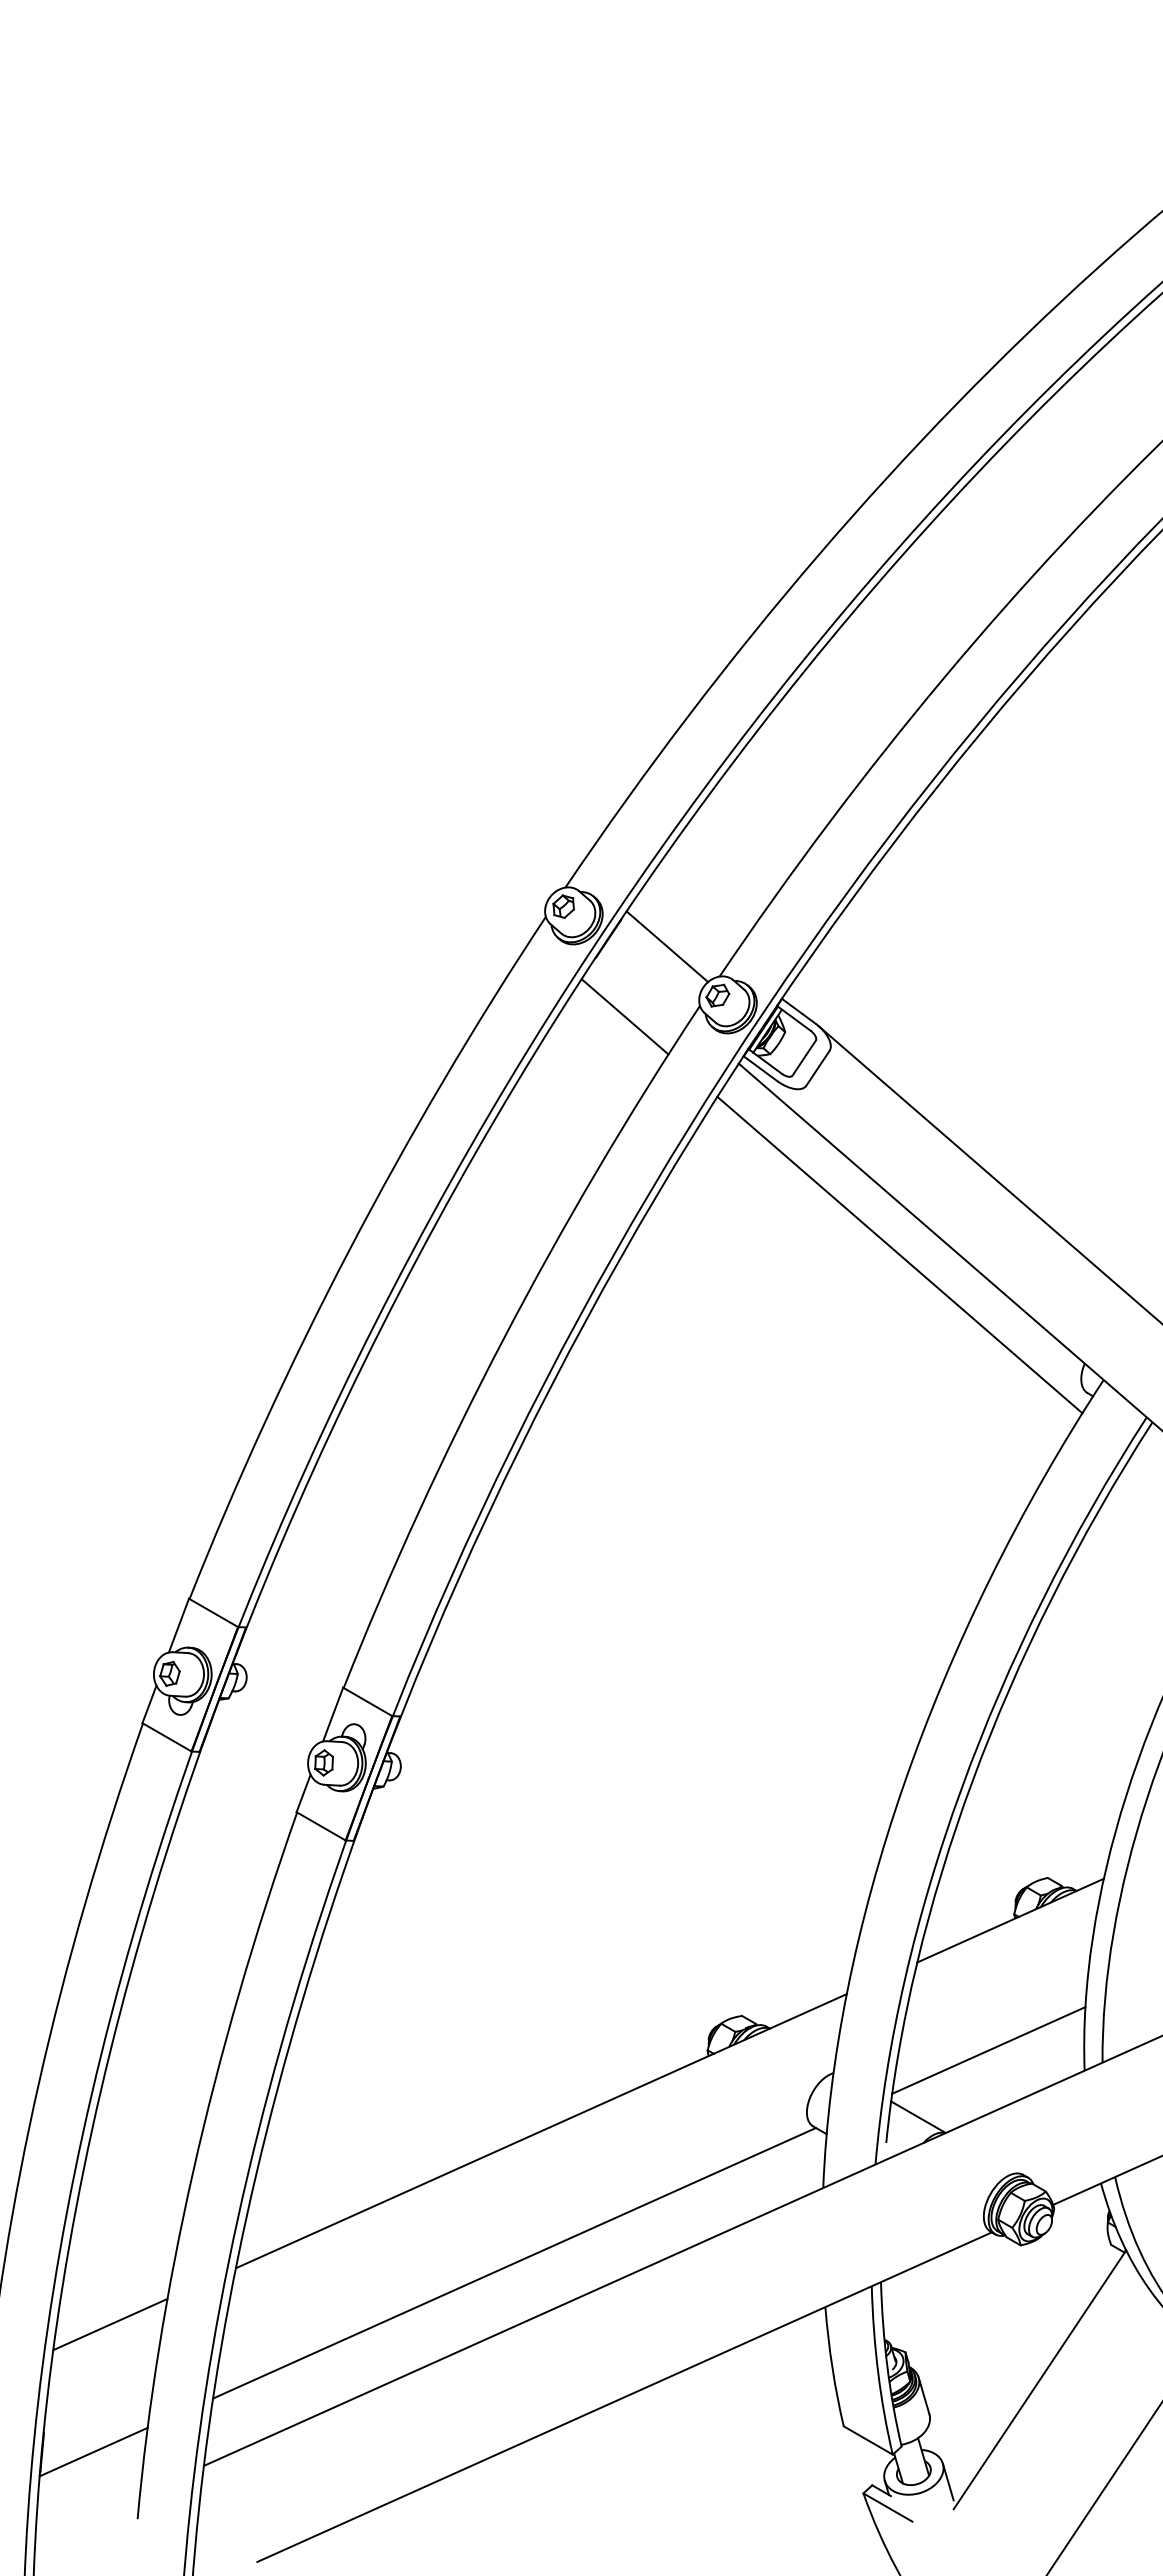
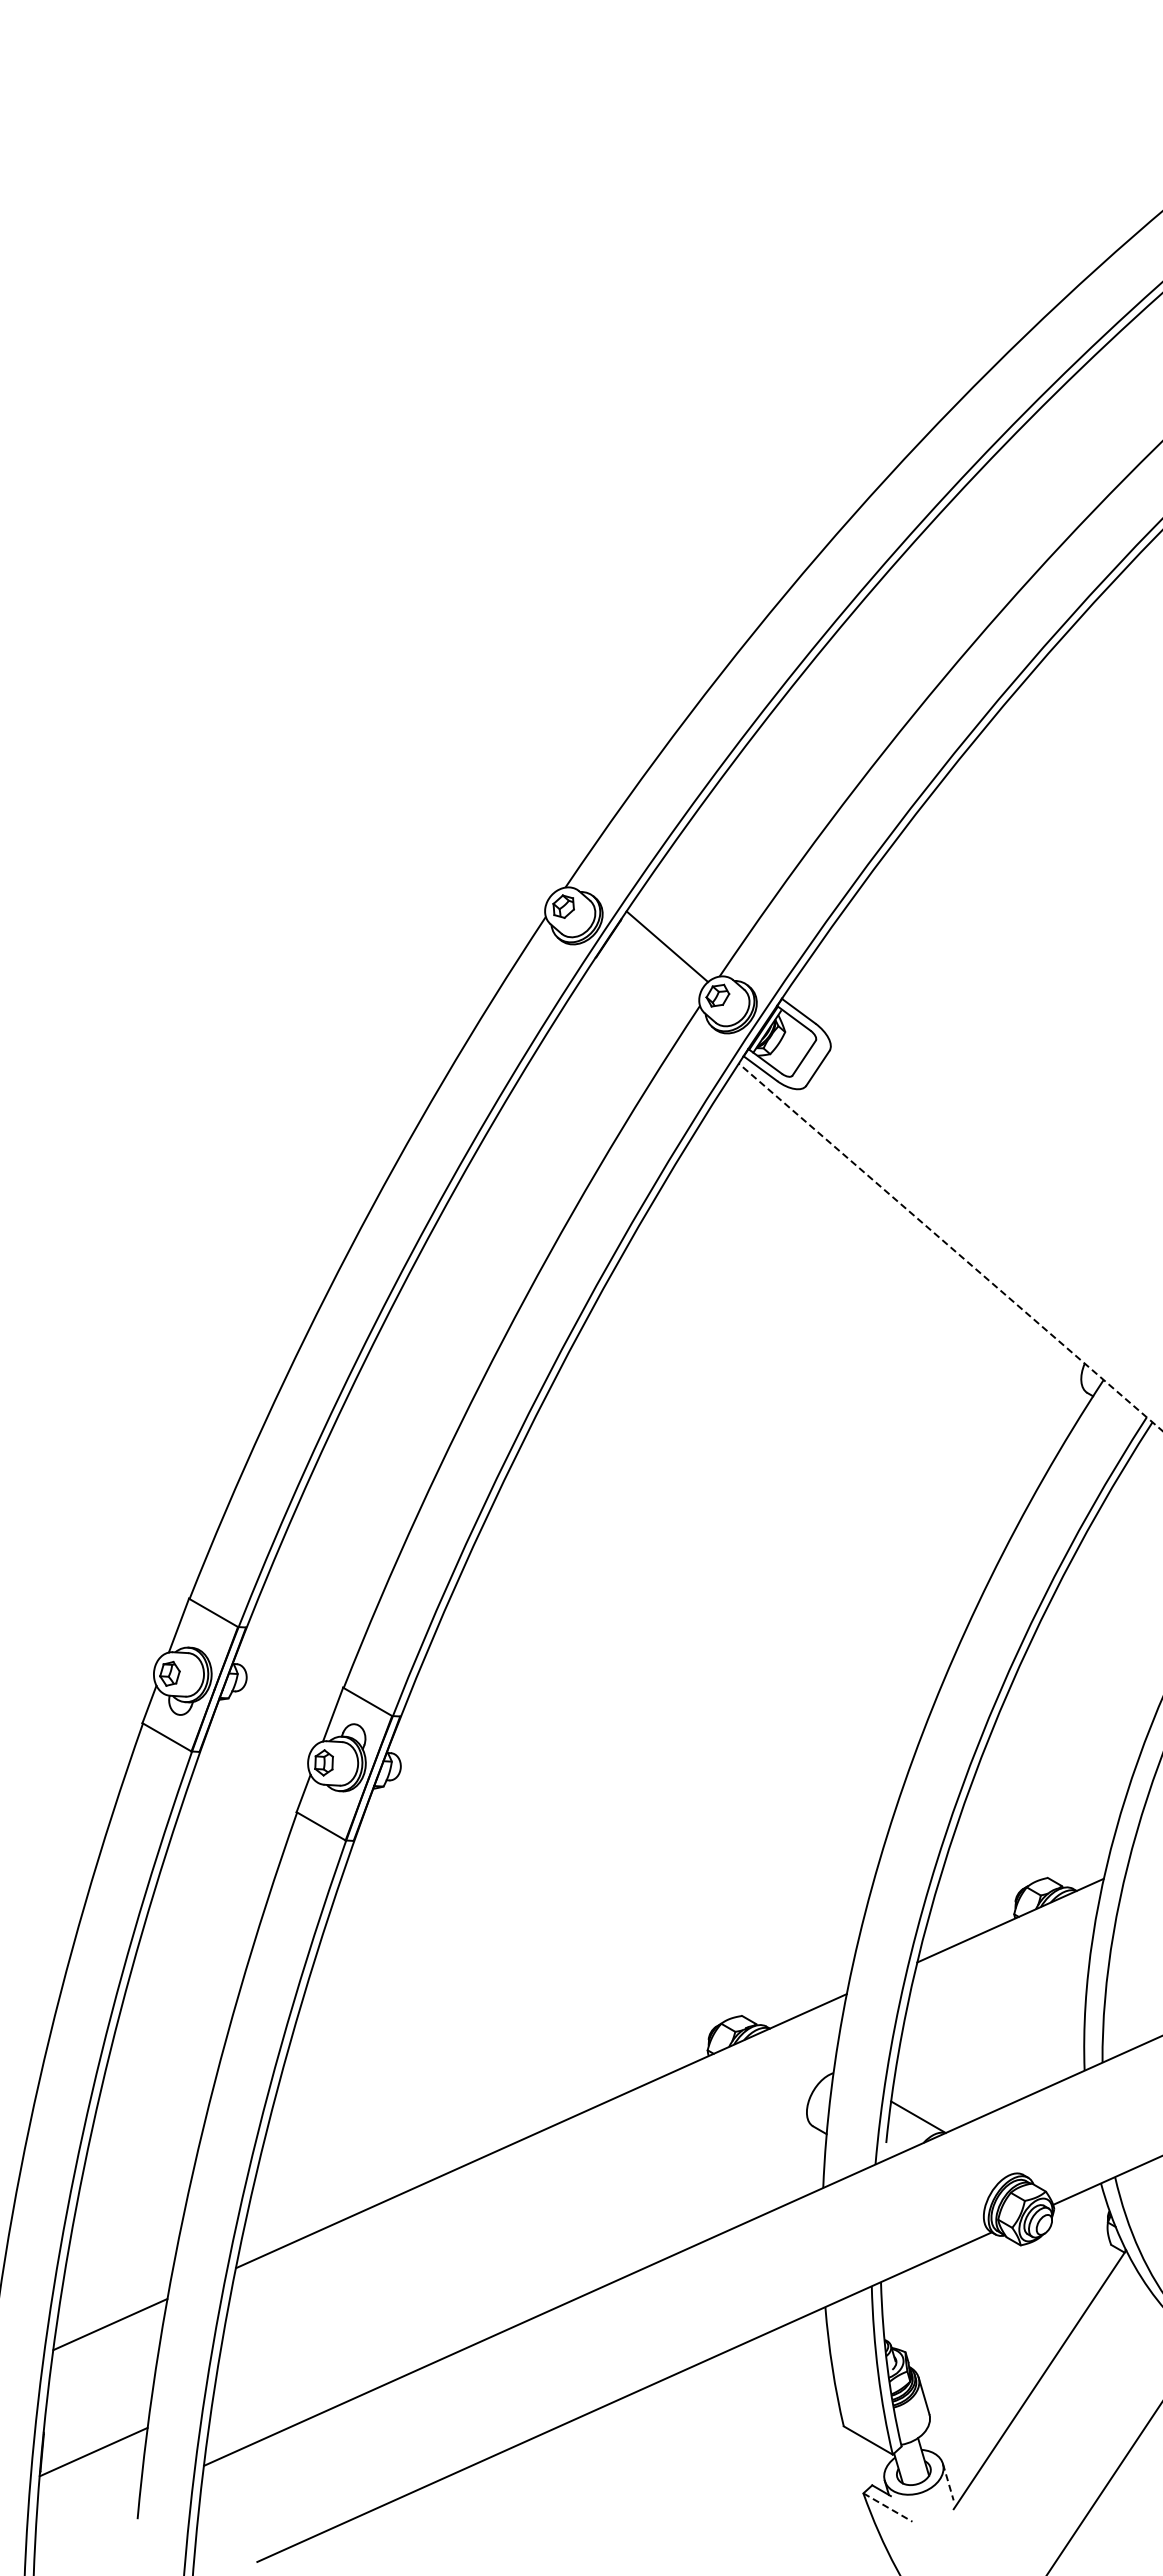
line: present -> none (624, 1016)
line: present -> none (988, 1173)
line: solid -> dashed (950, 1246)
line: present -> none (899, 1254)
line: present -> none (988, 2050)
line: present -> none (514, 2263)
line: solid -> dashed (948, 2482)
line: solid -> dashed (888, 2507)
